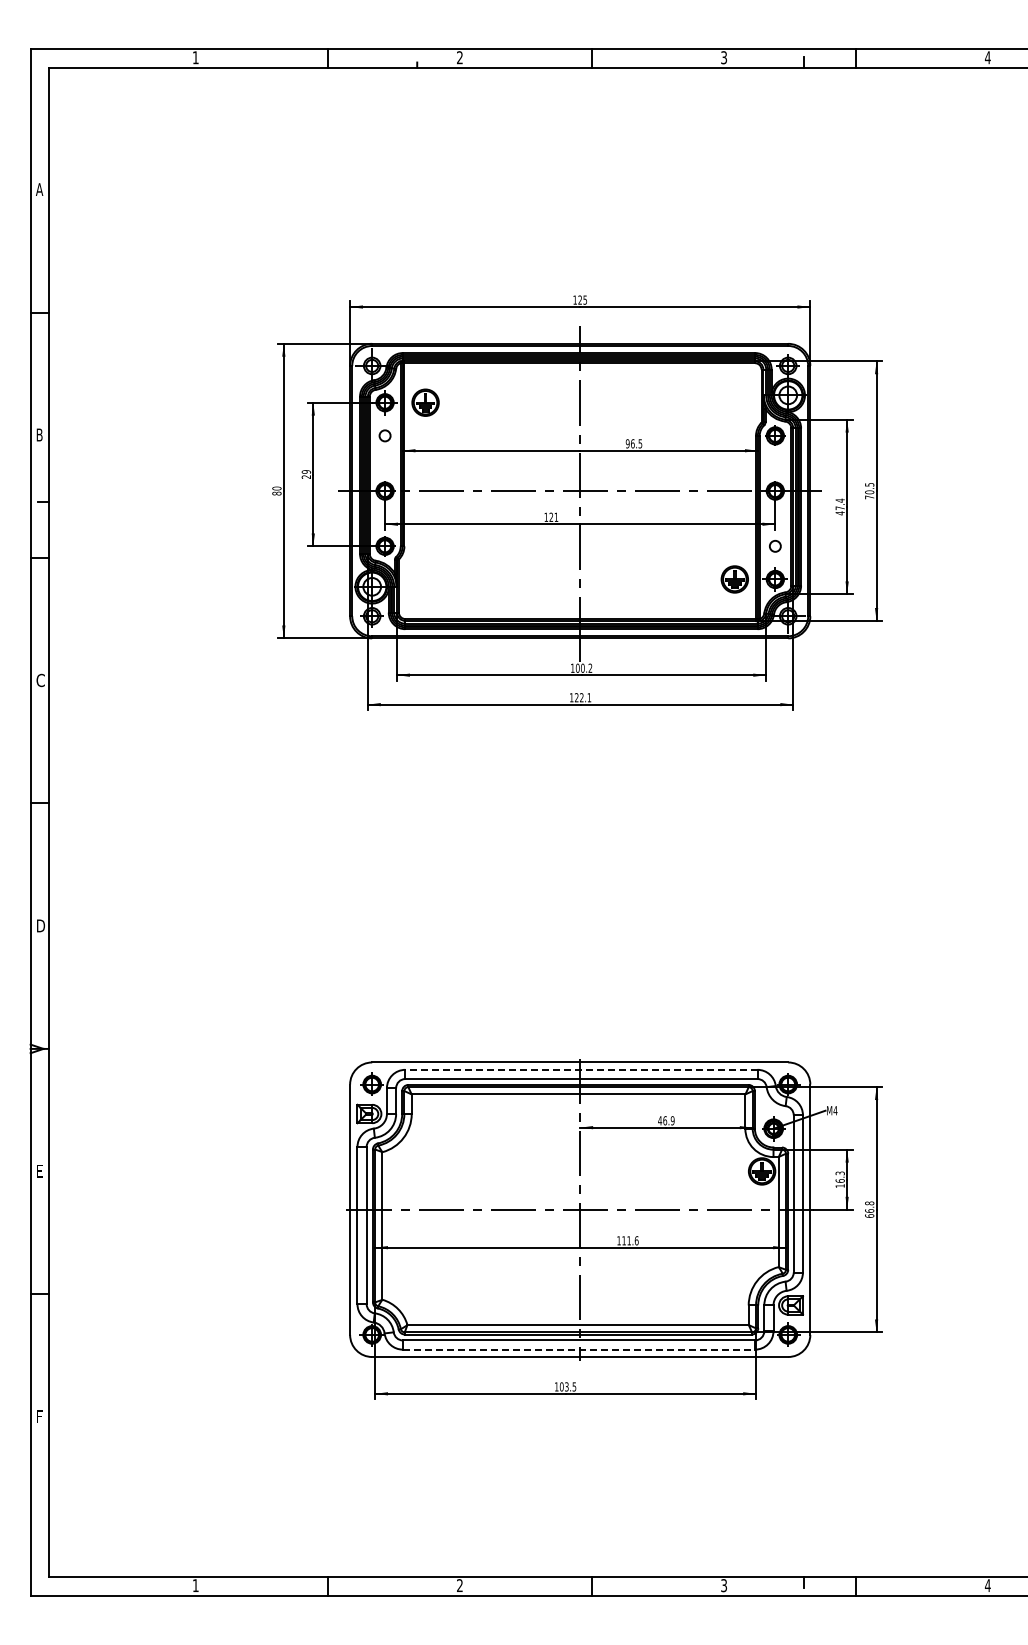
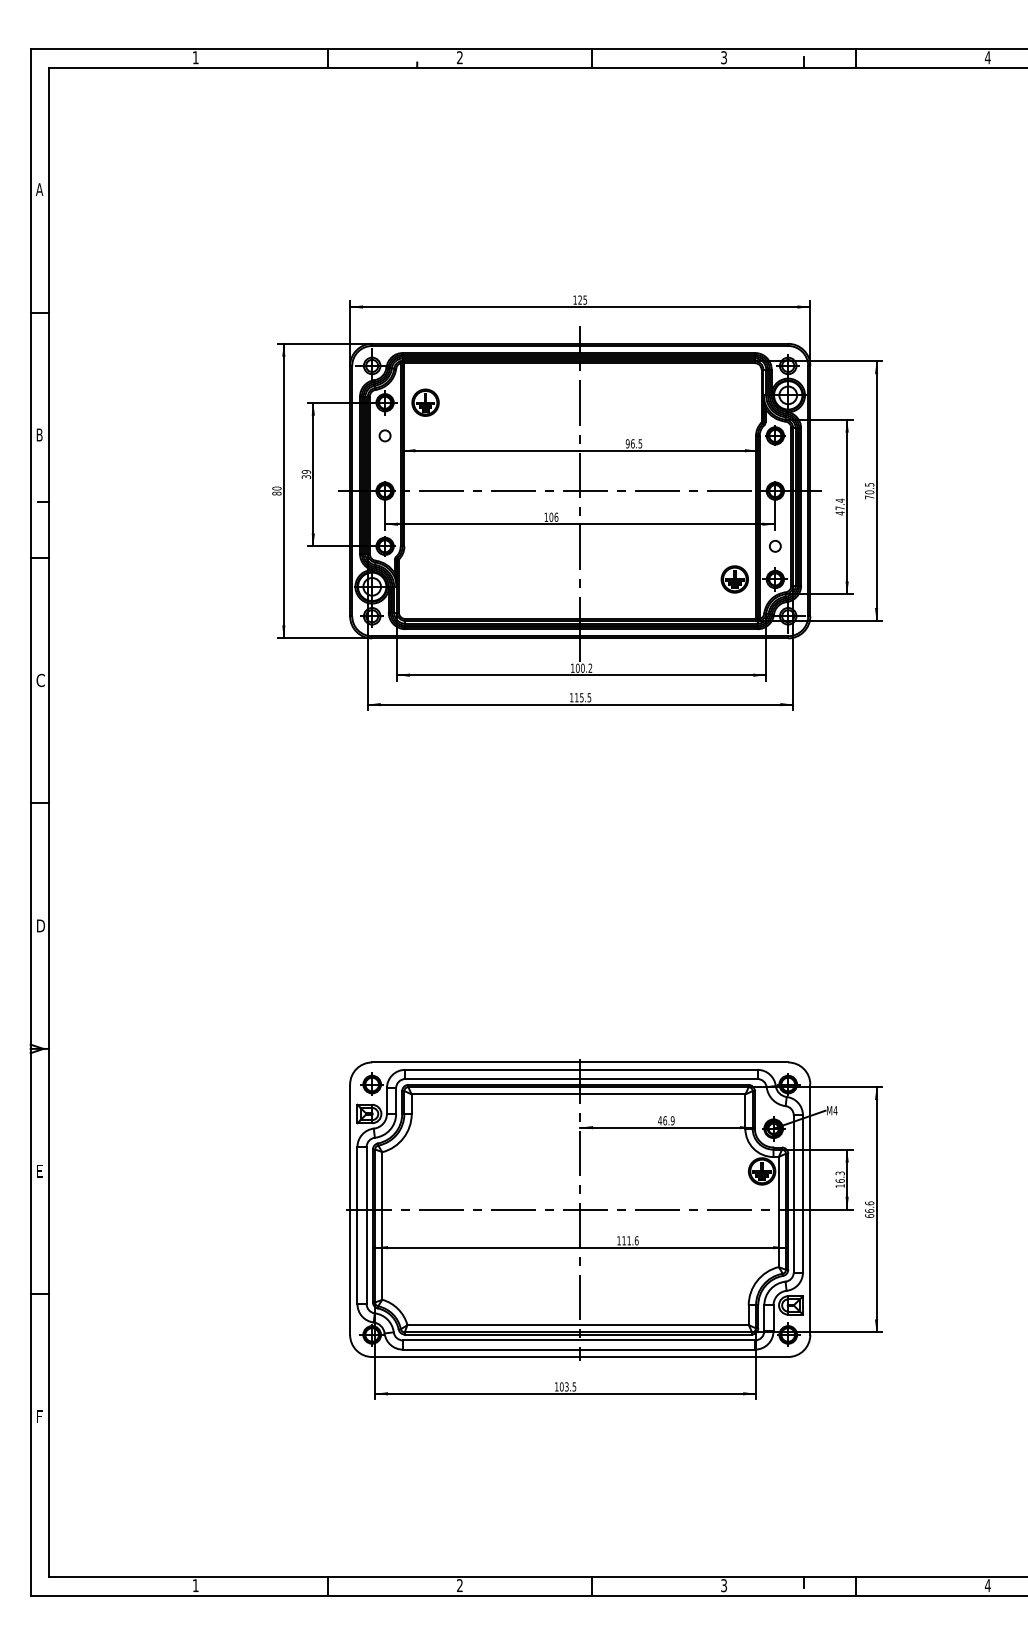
text: 29 -> 39 (306, 476)
text: 121 -> 106 (553, 516)
text: 122.1 -> 115.5 (582, 697)
line: dashed -> solid (580, 1069)
text: 66.8 -> 66.6 (869, 1203)
line: dashed -> solid (579, 1349)
